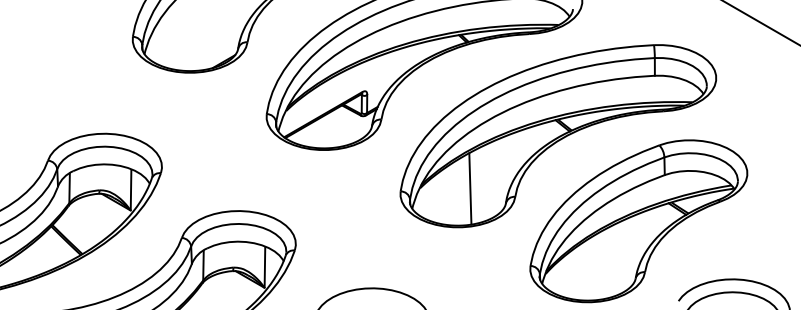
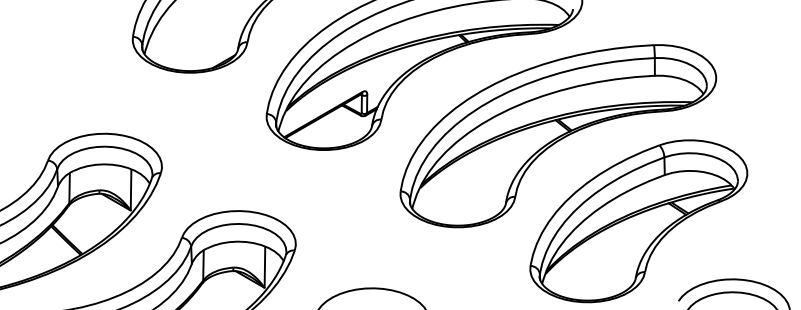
line: present -> none (761, 22)
line: present -> none (470, 188)
